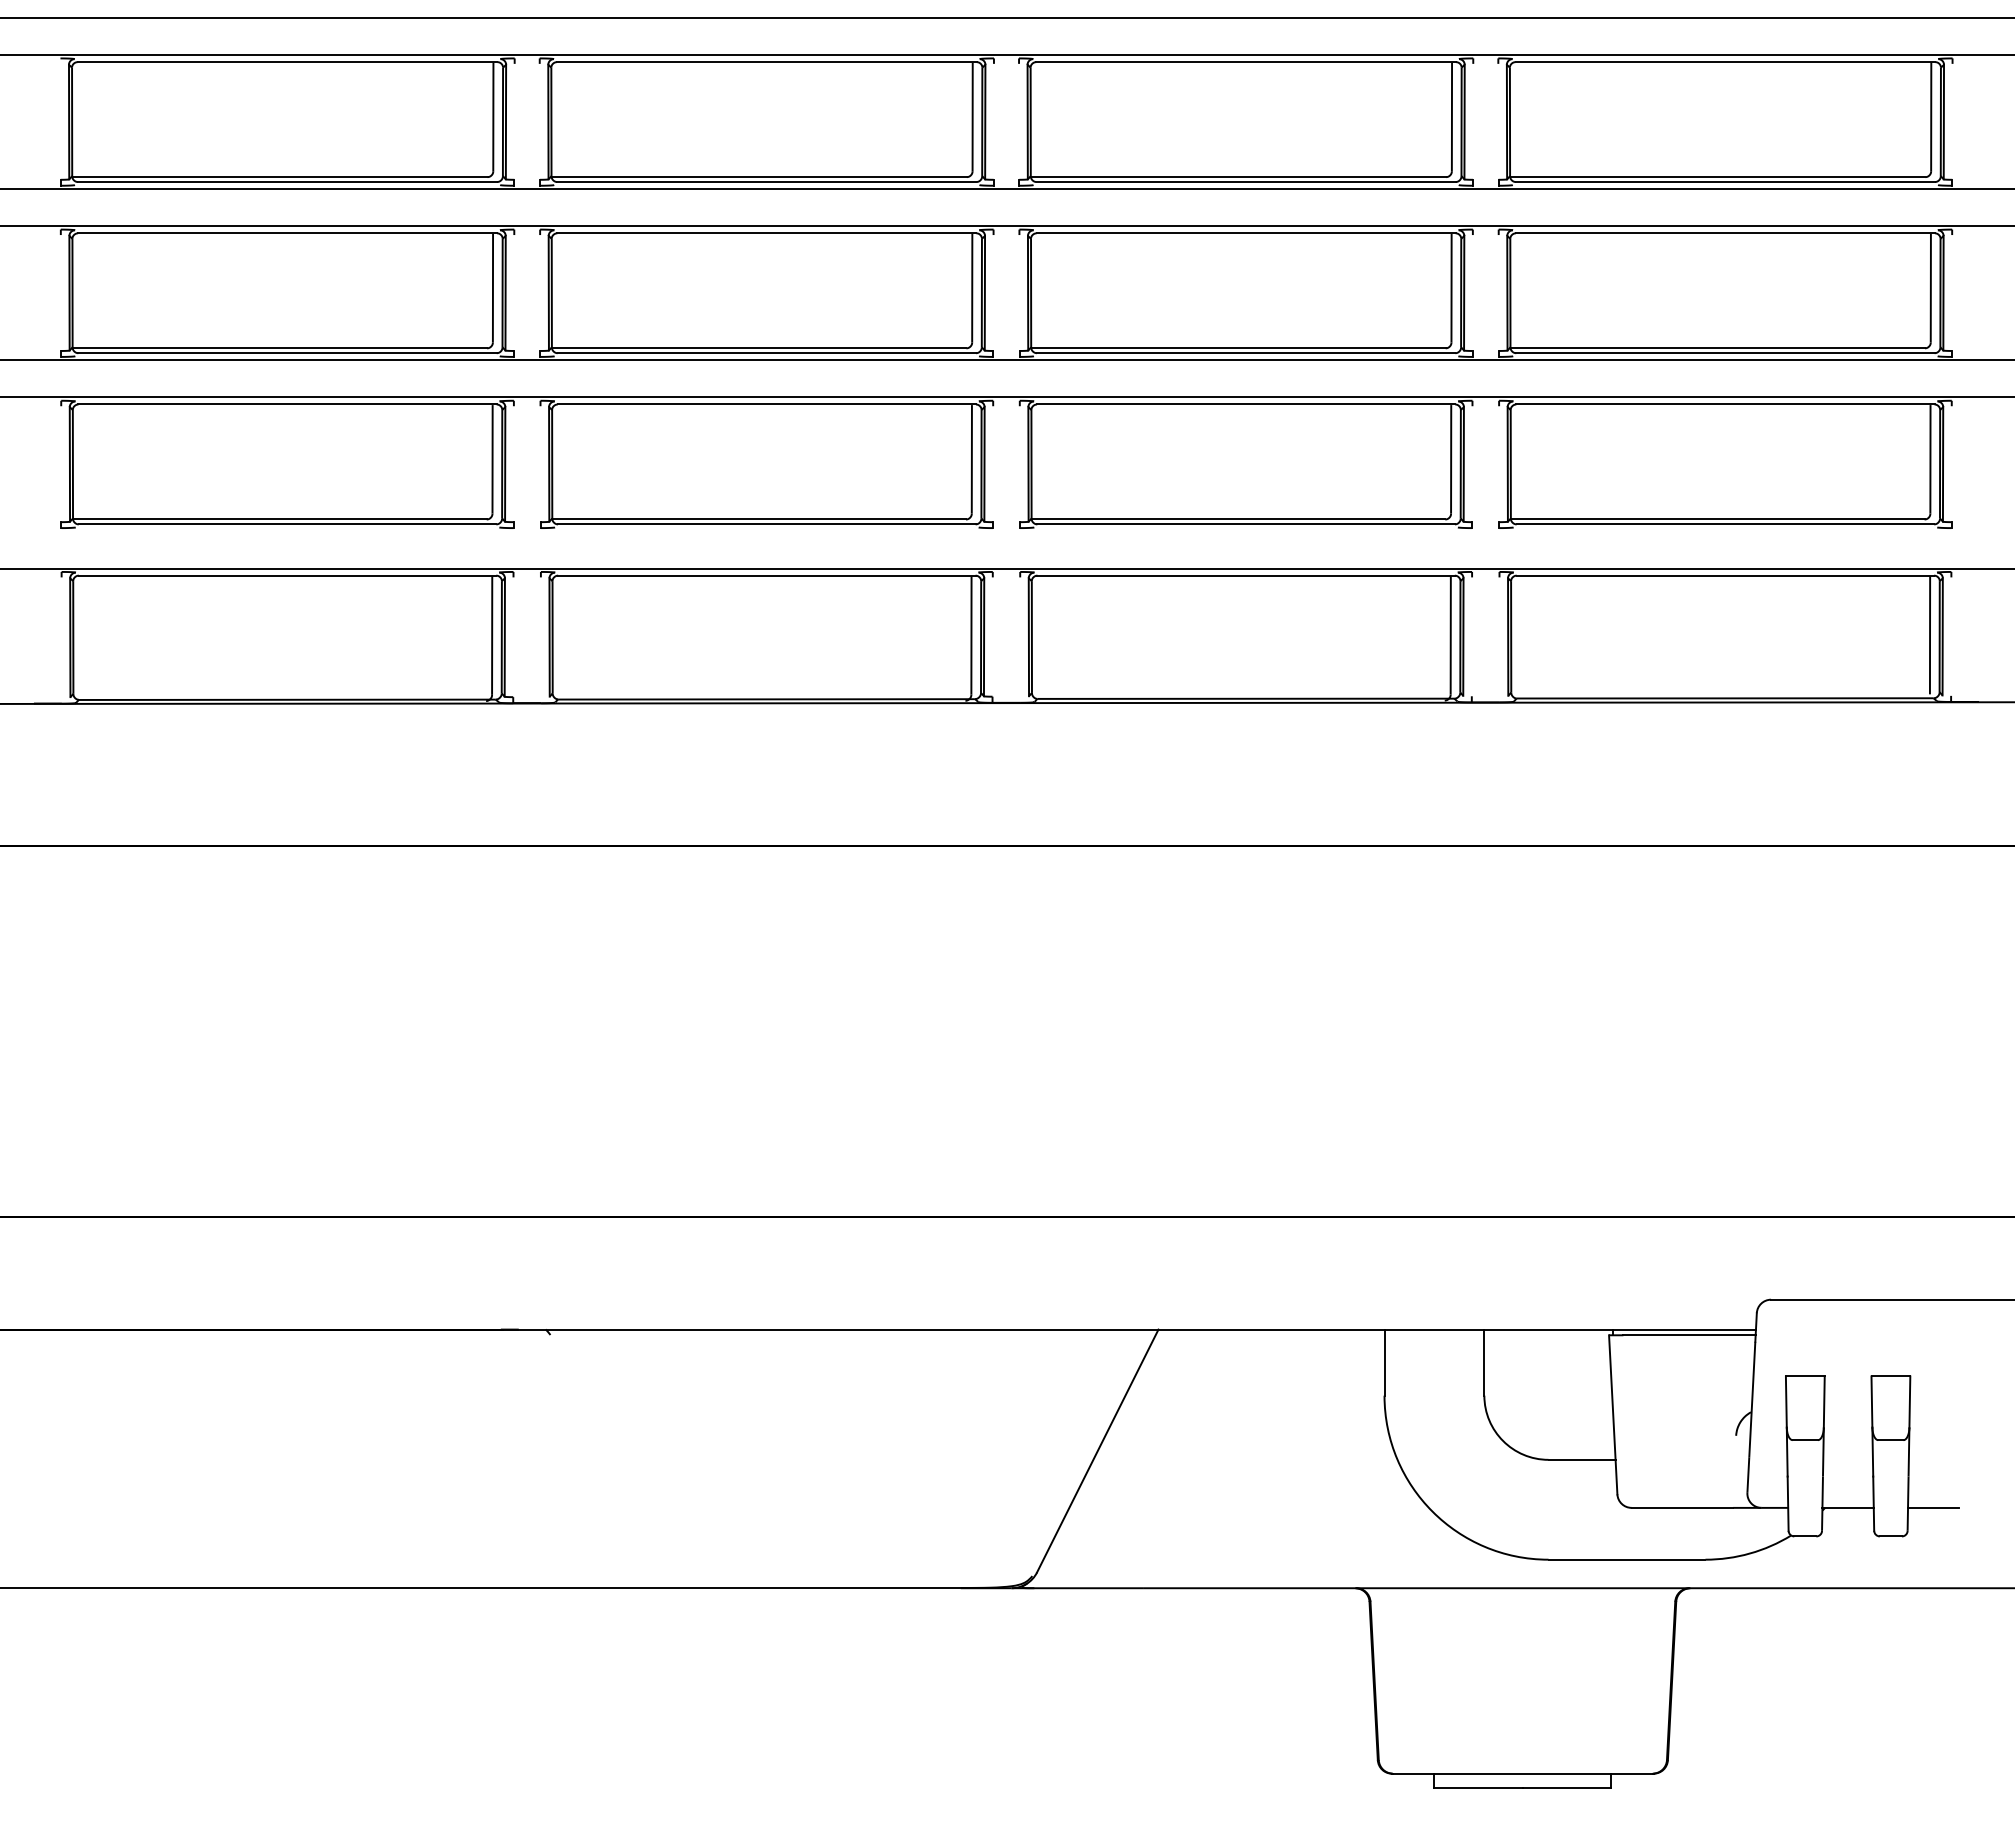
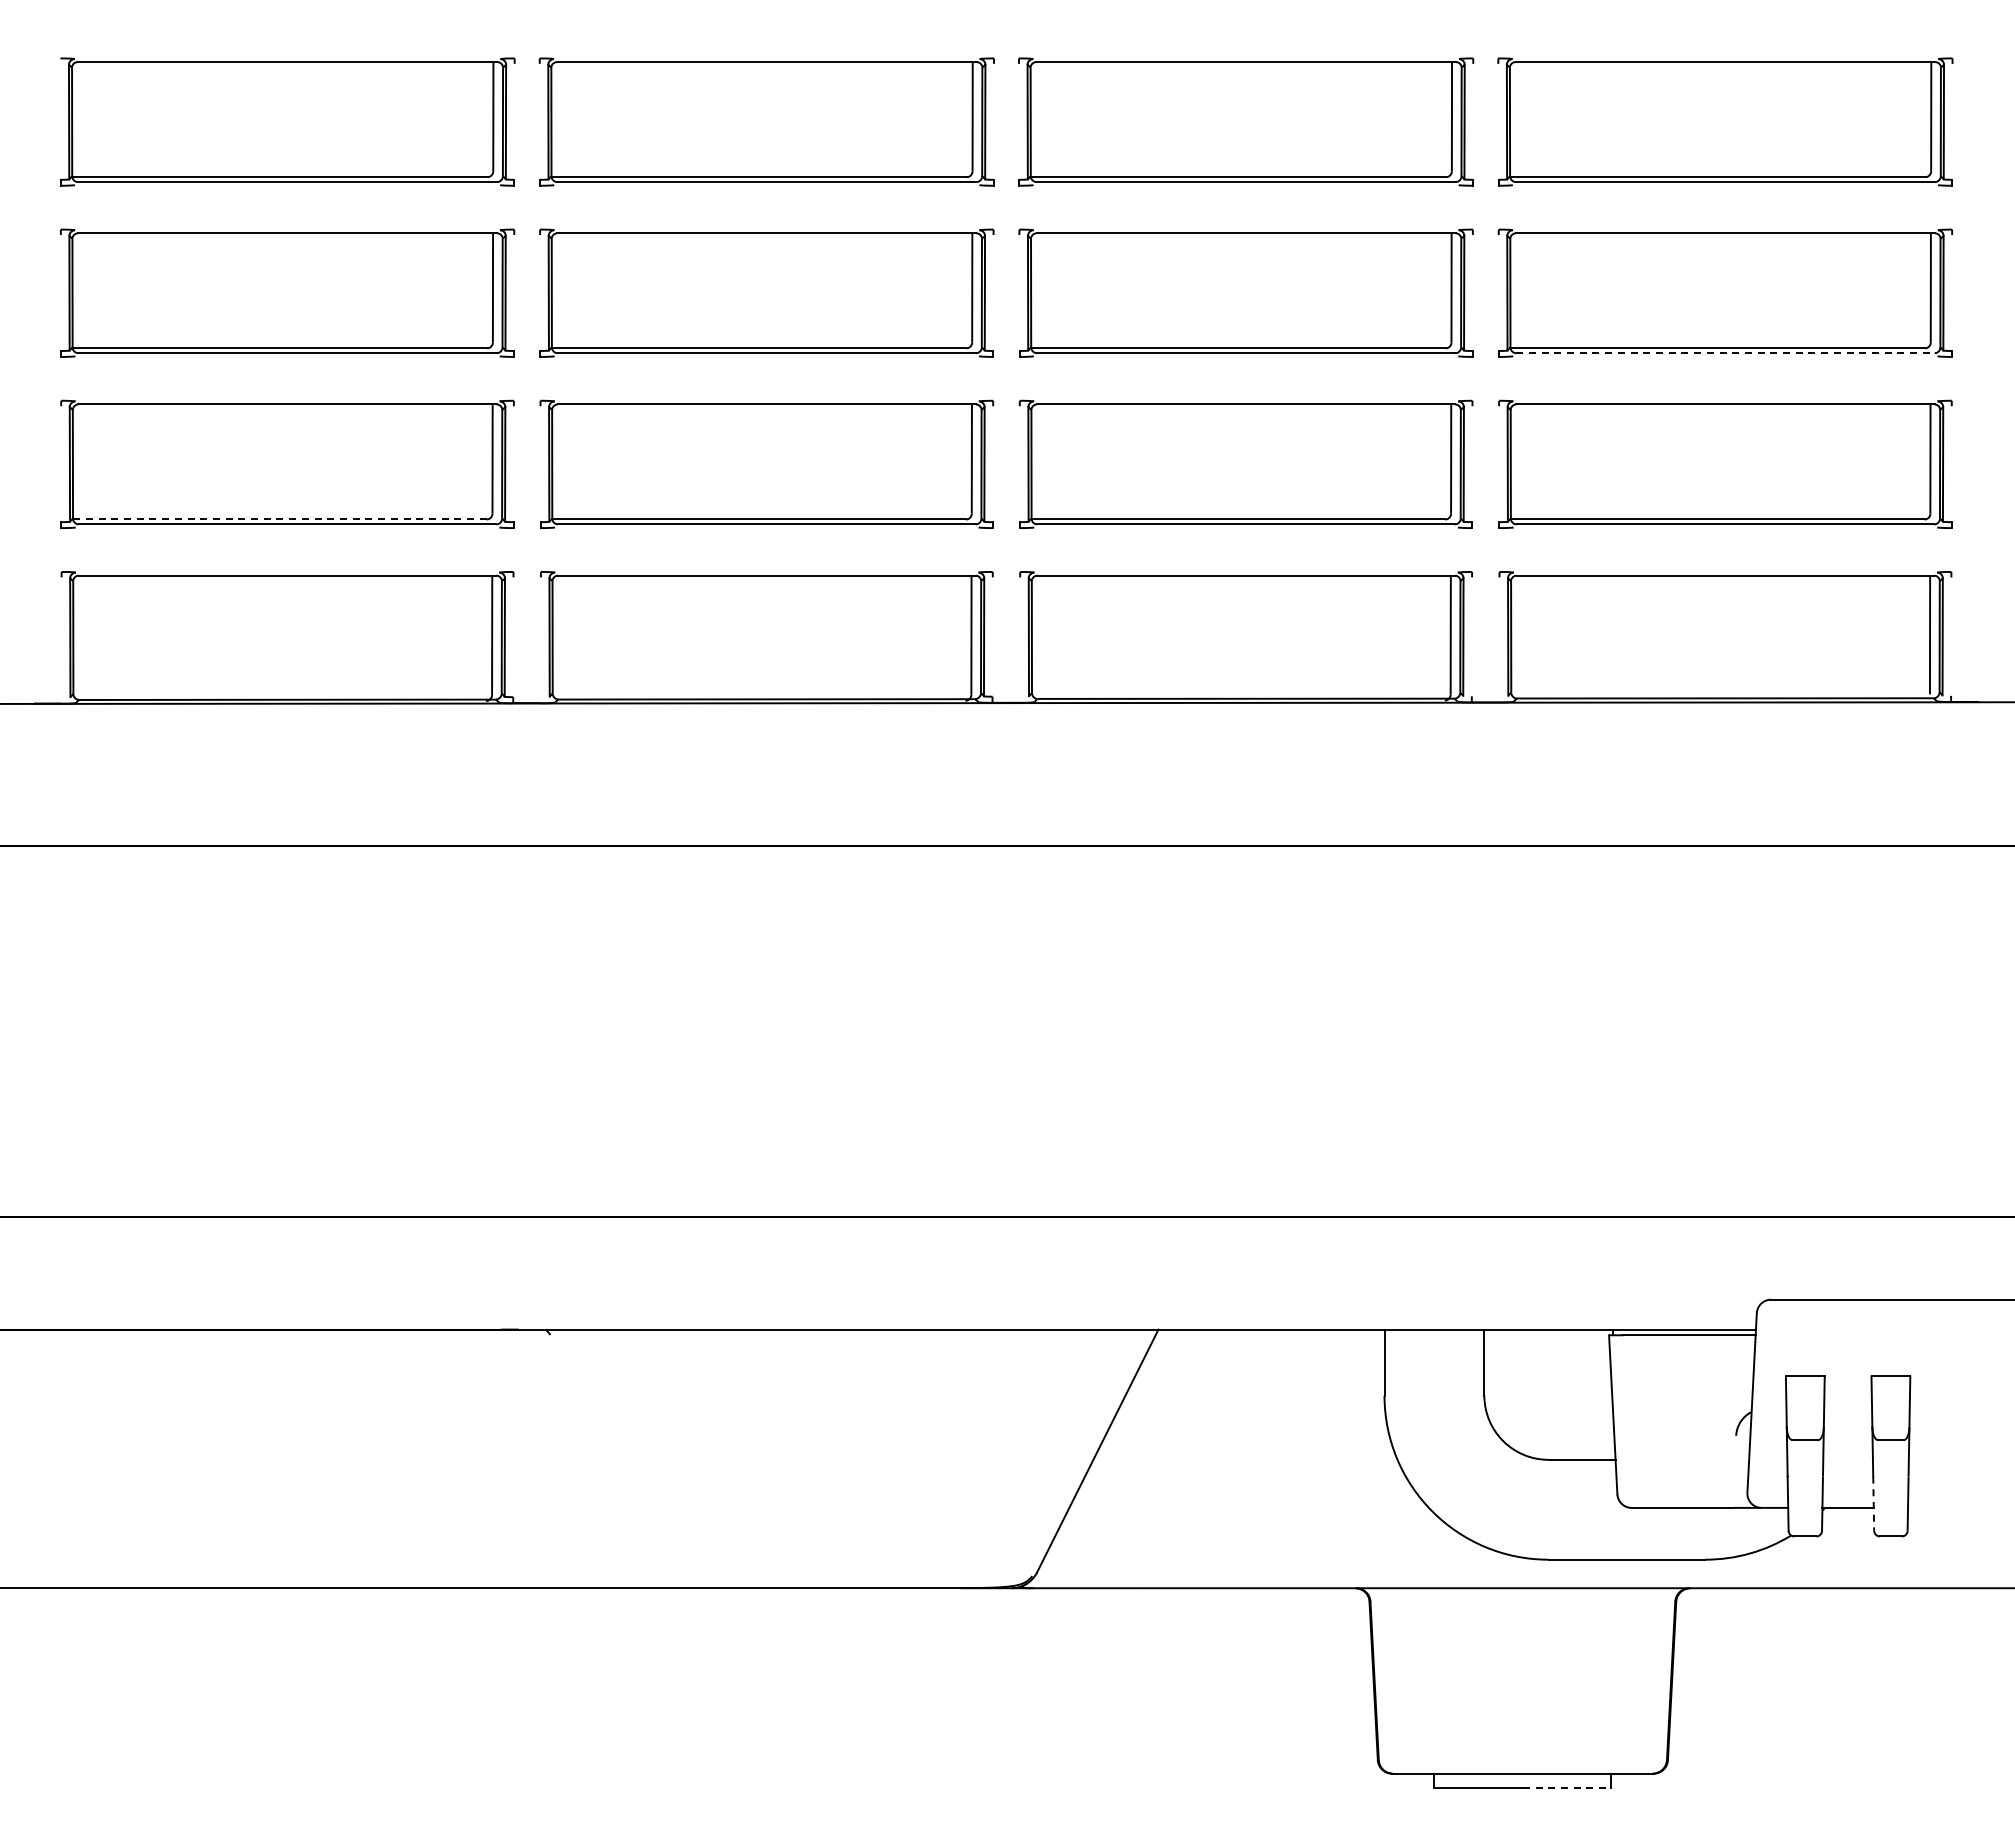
line: present -> none (1006, 17)
line: present -> none (1006, 55)
line: present -> none (1006, 189)
line: present -> none (1006, 226)
line: solid -> dashed (1725, 353)
line: present -> none (1006, 360)
line: present -> none (1006, 397)
line: solid -> dashed (279, 519)
line: present -> none (1006, 568)
line: solid -> dashed (1873, 1504)
line: present -> none (1933, 1507)
line: solid -> dashed (1567, 1787)
